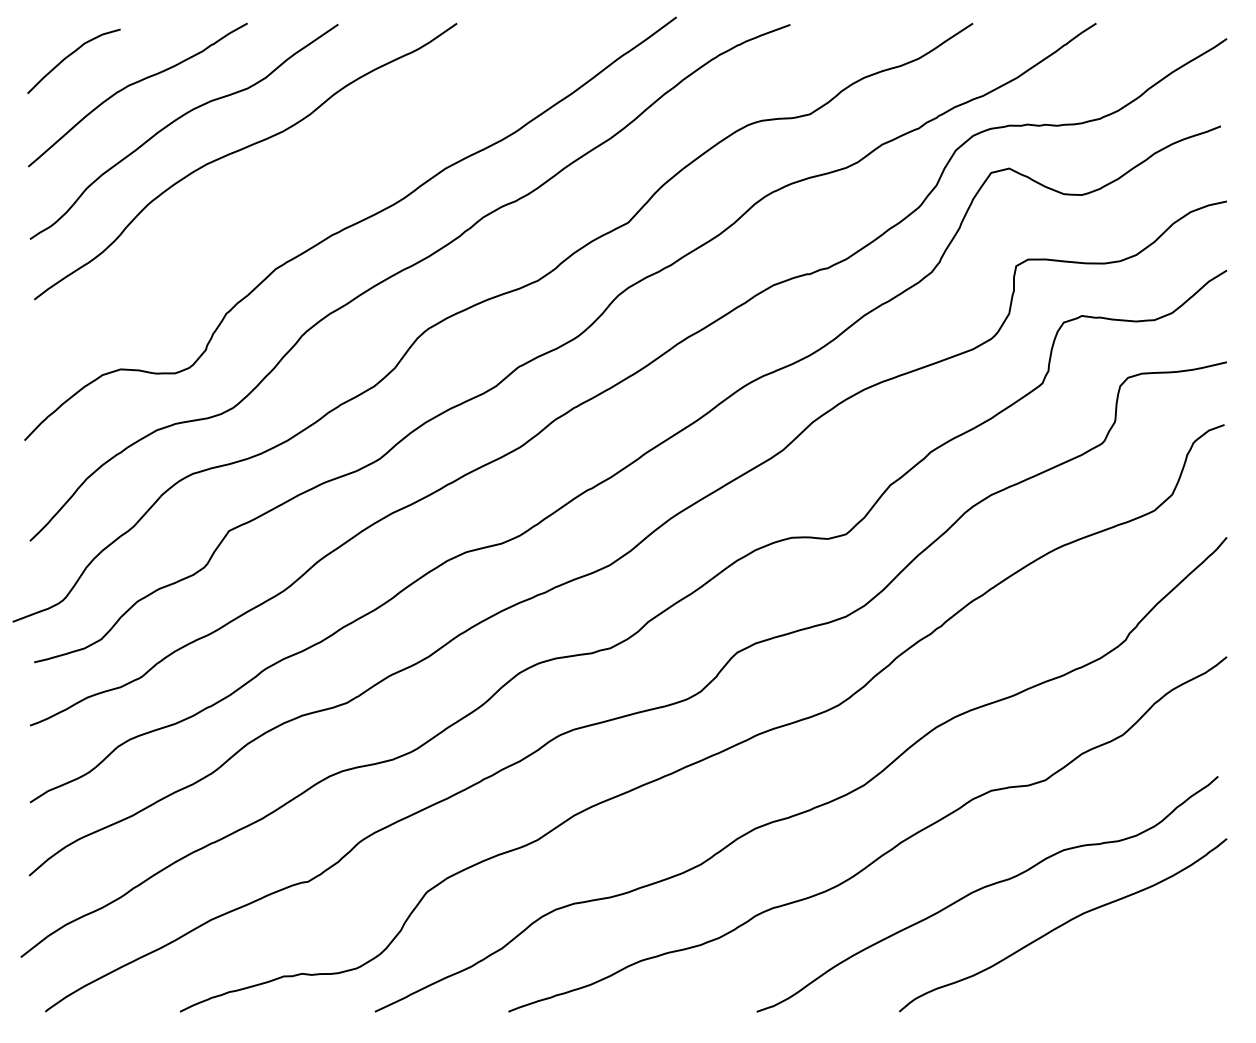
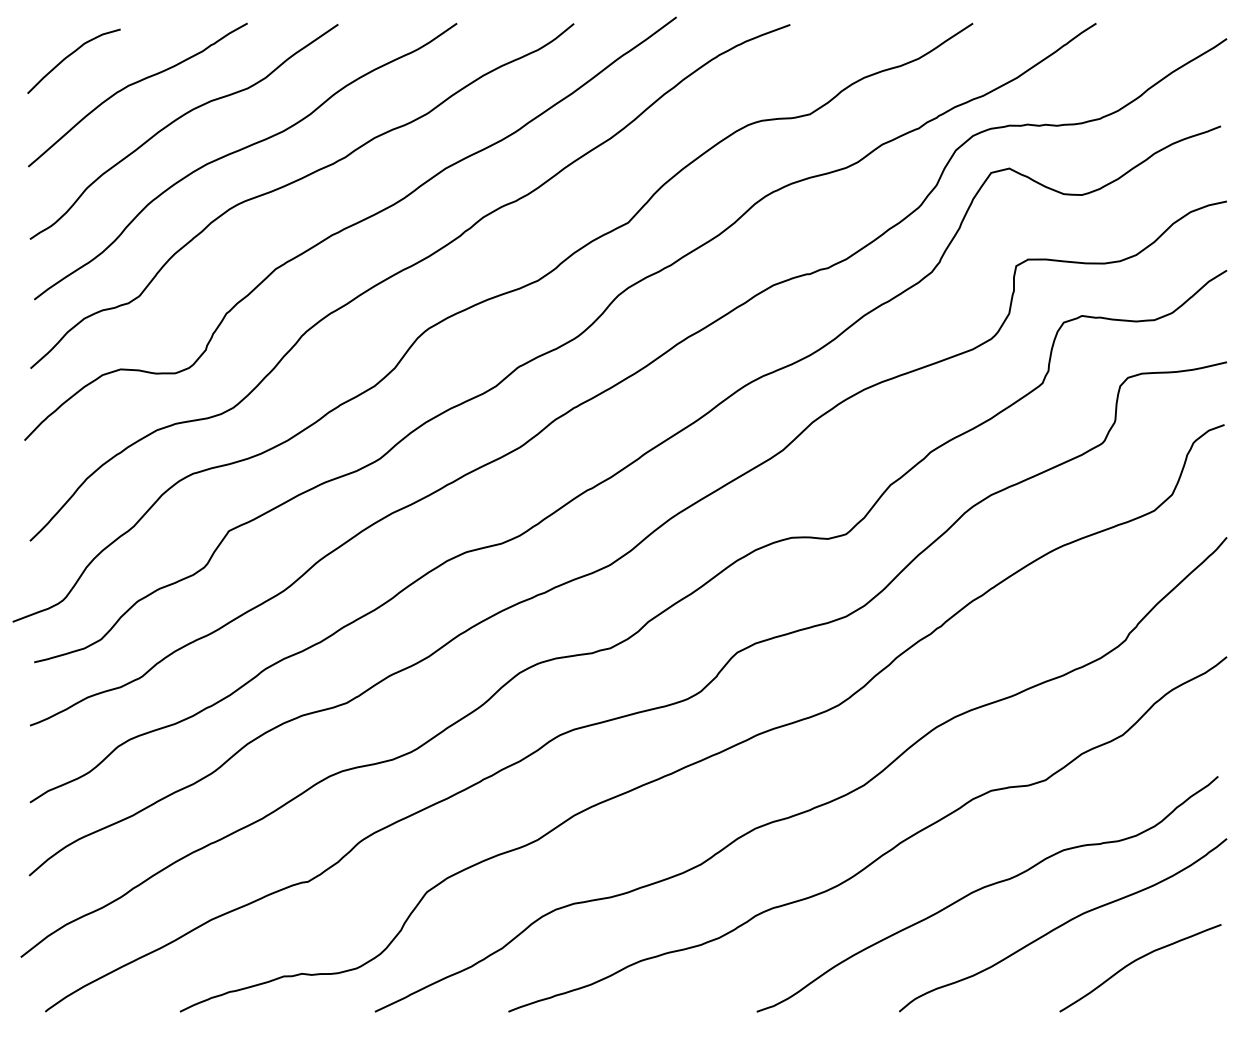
curve: none -> present (295, 182)
curve: none -> present (1134, 962)
